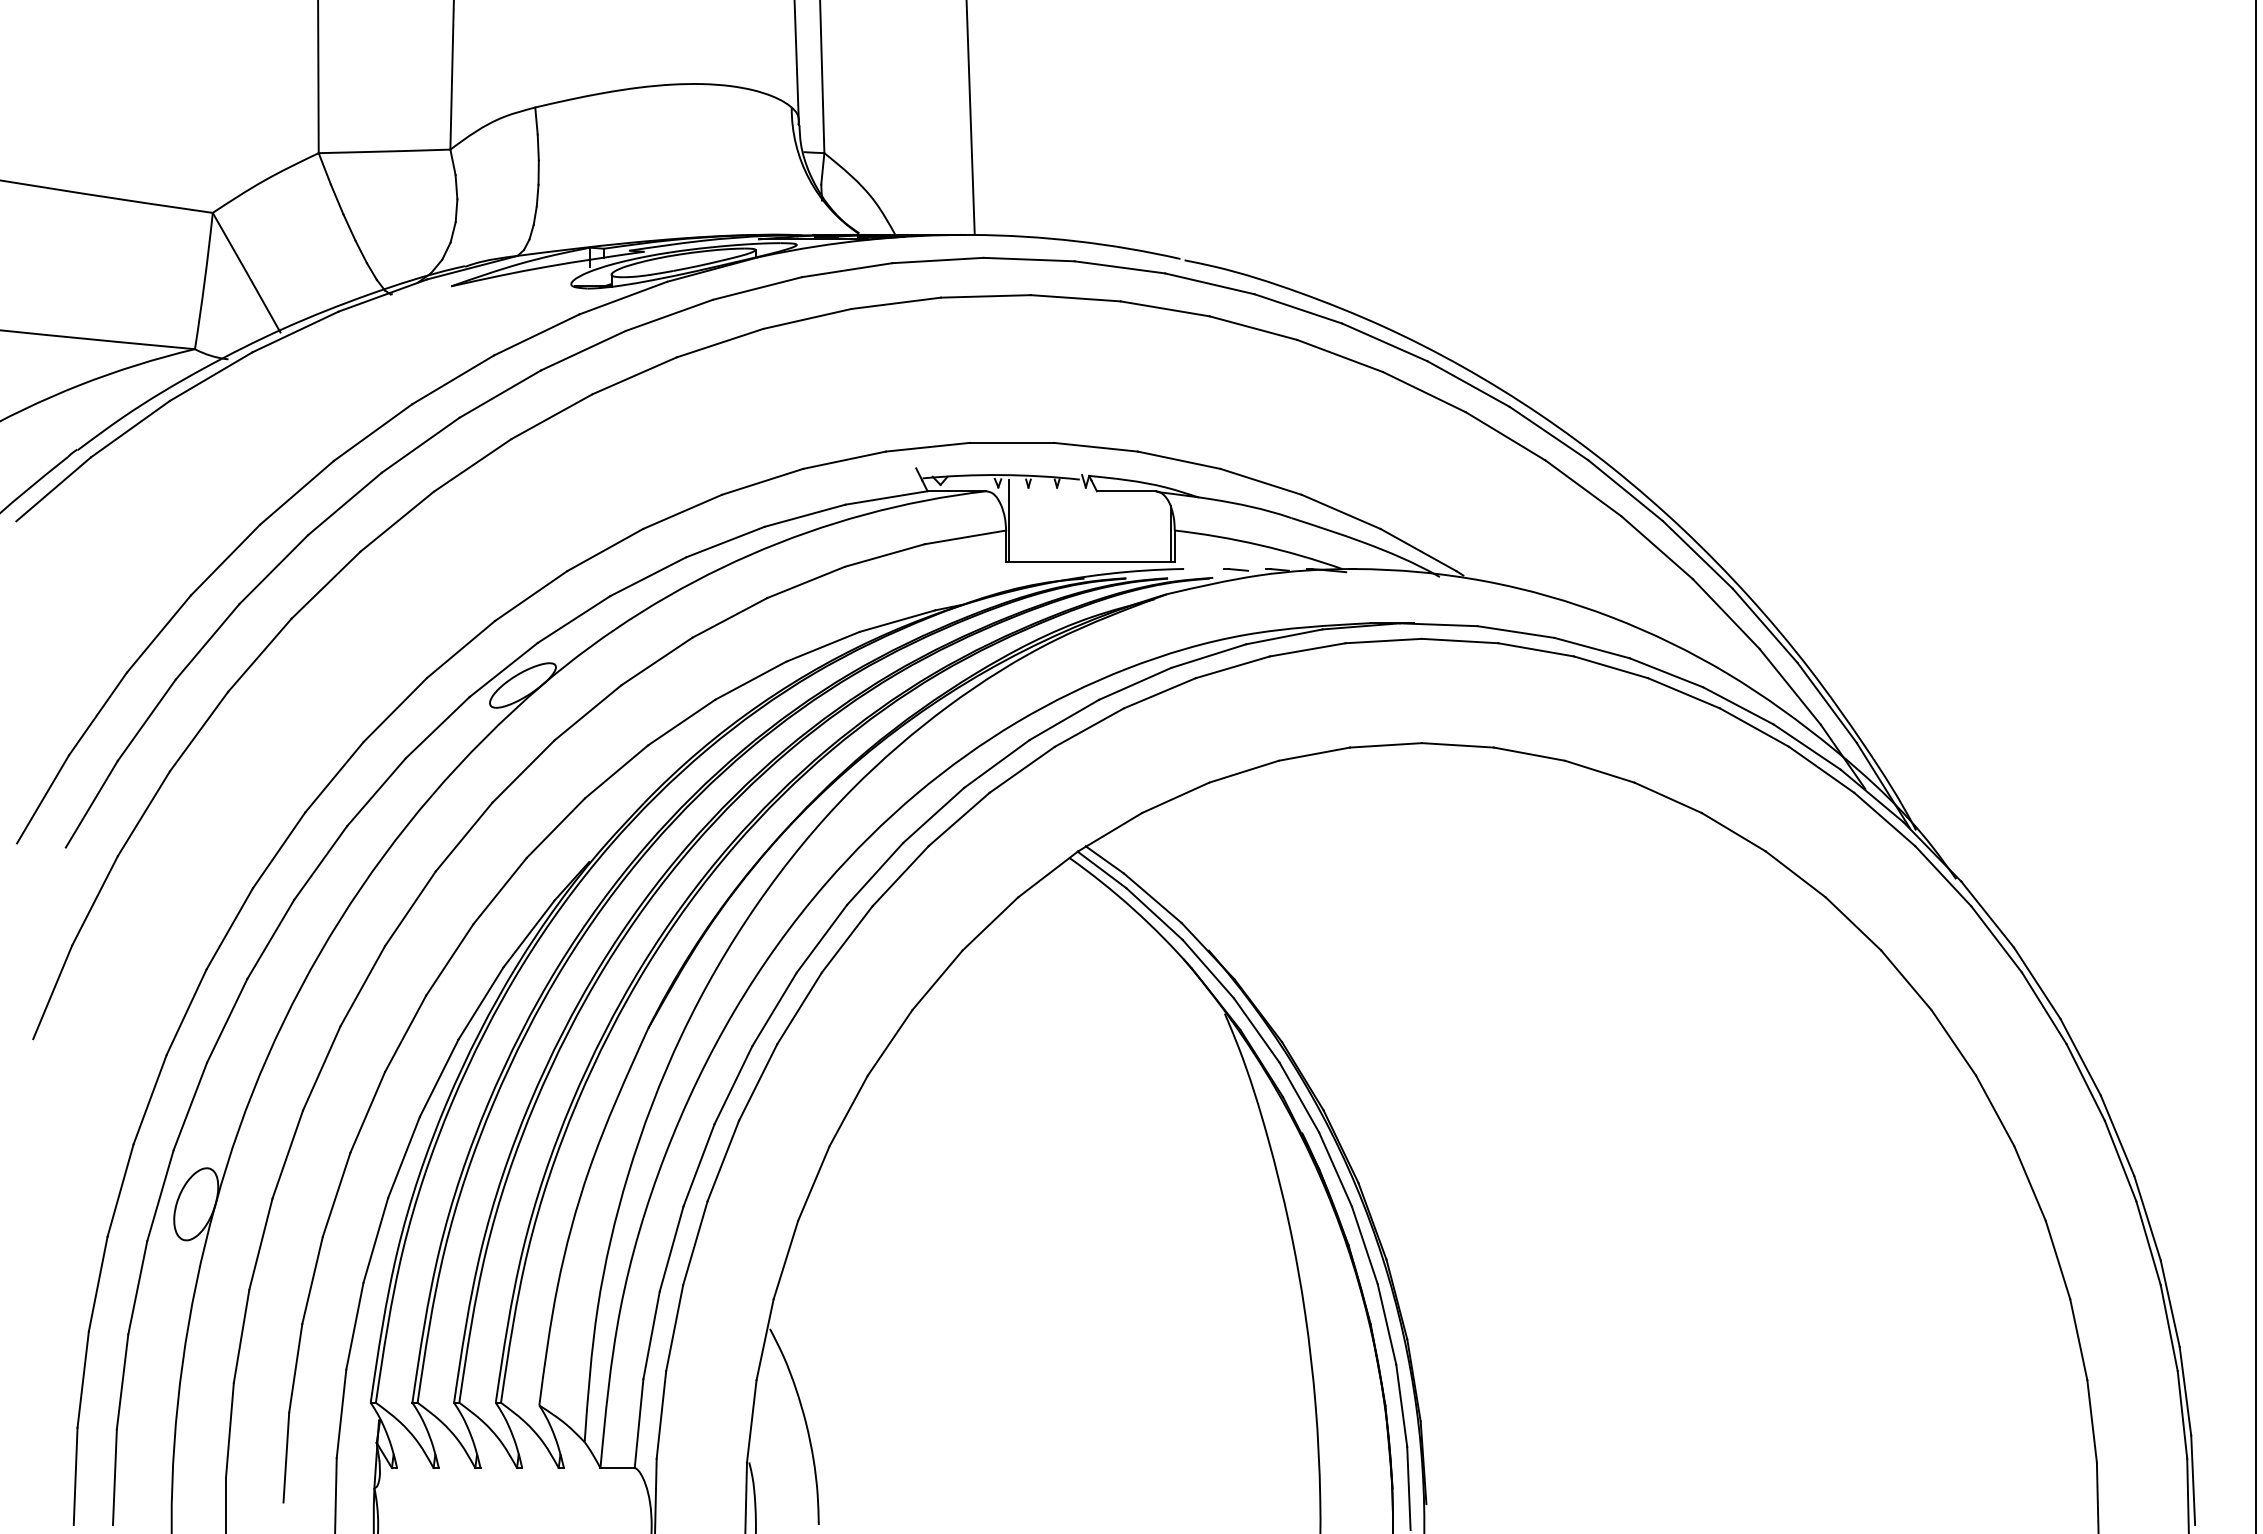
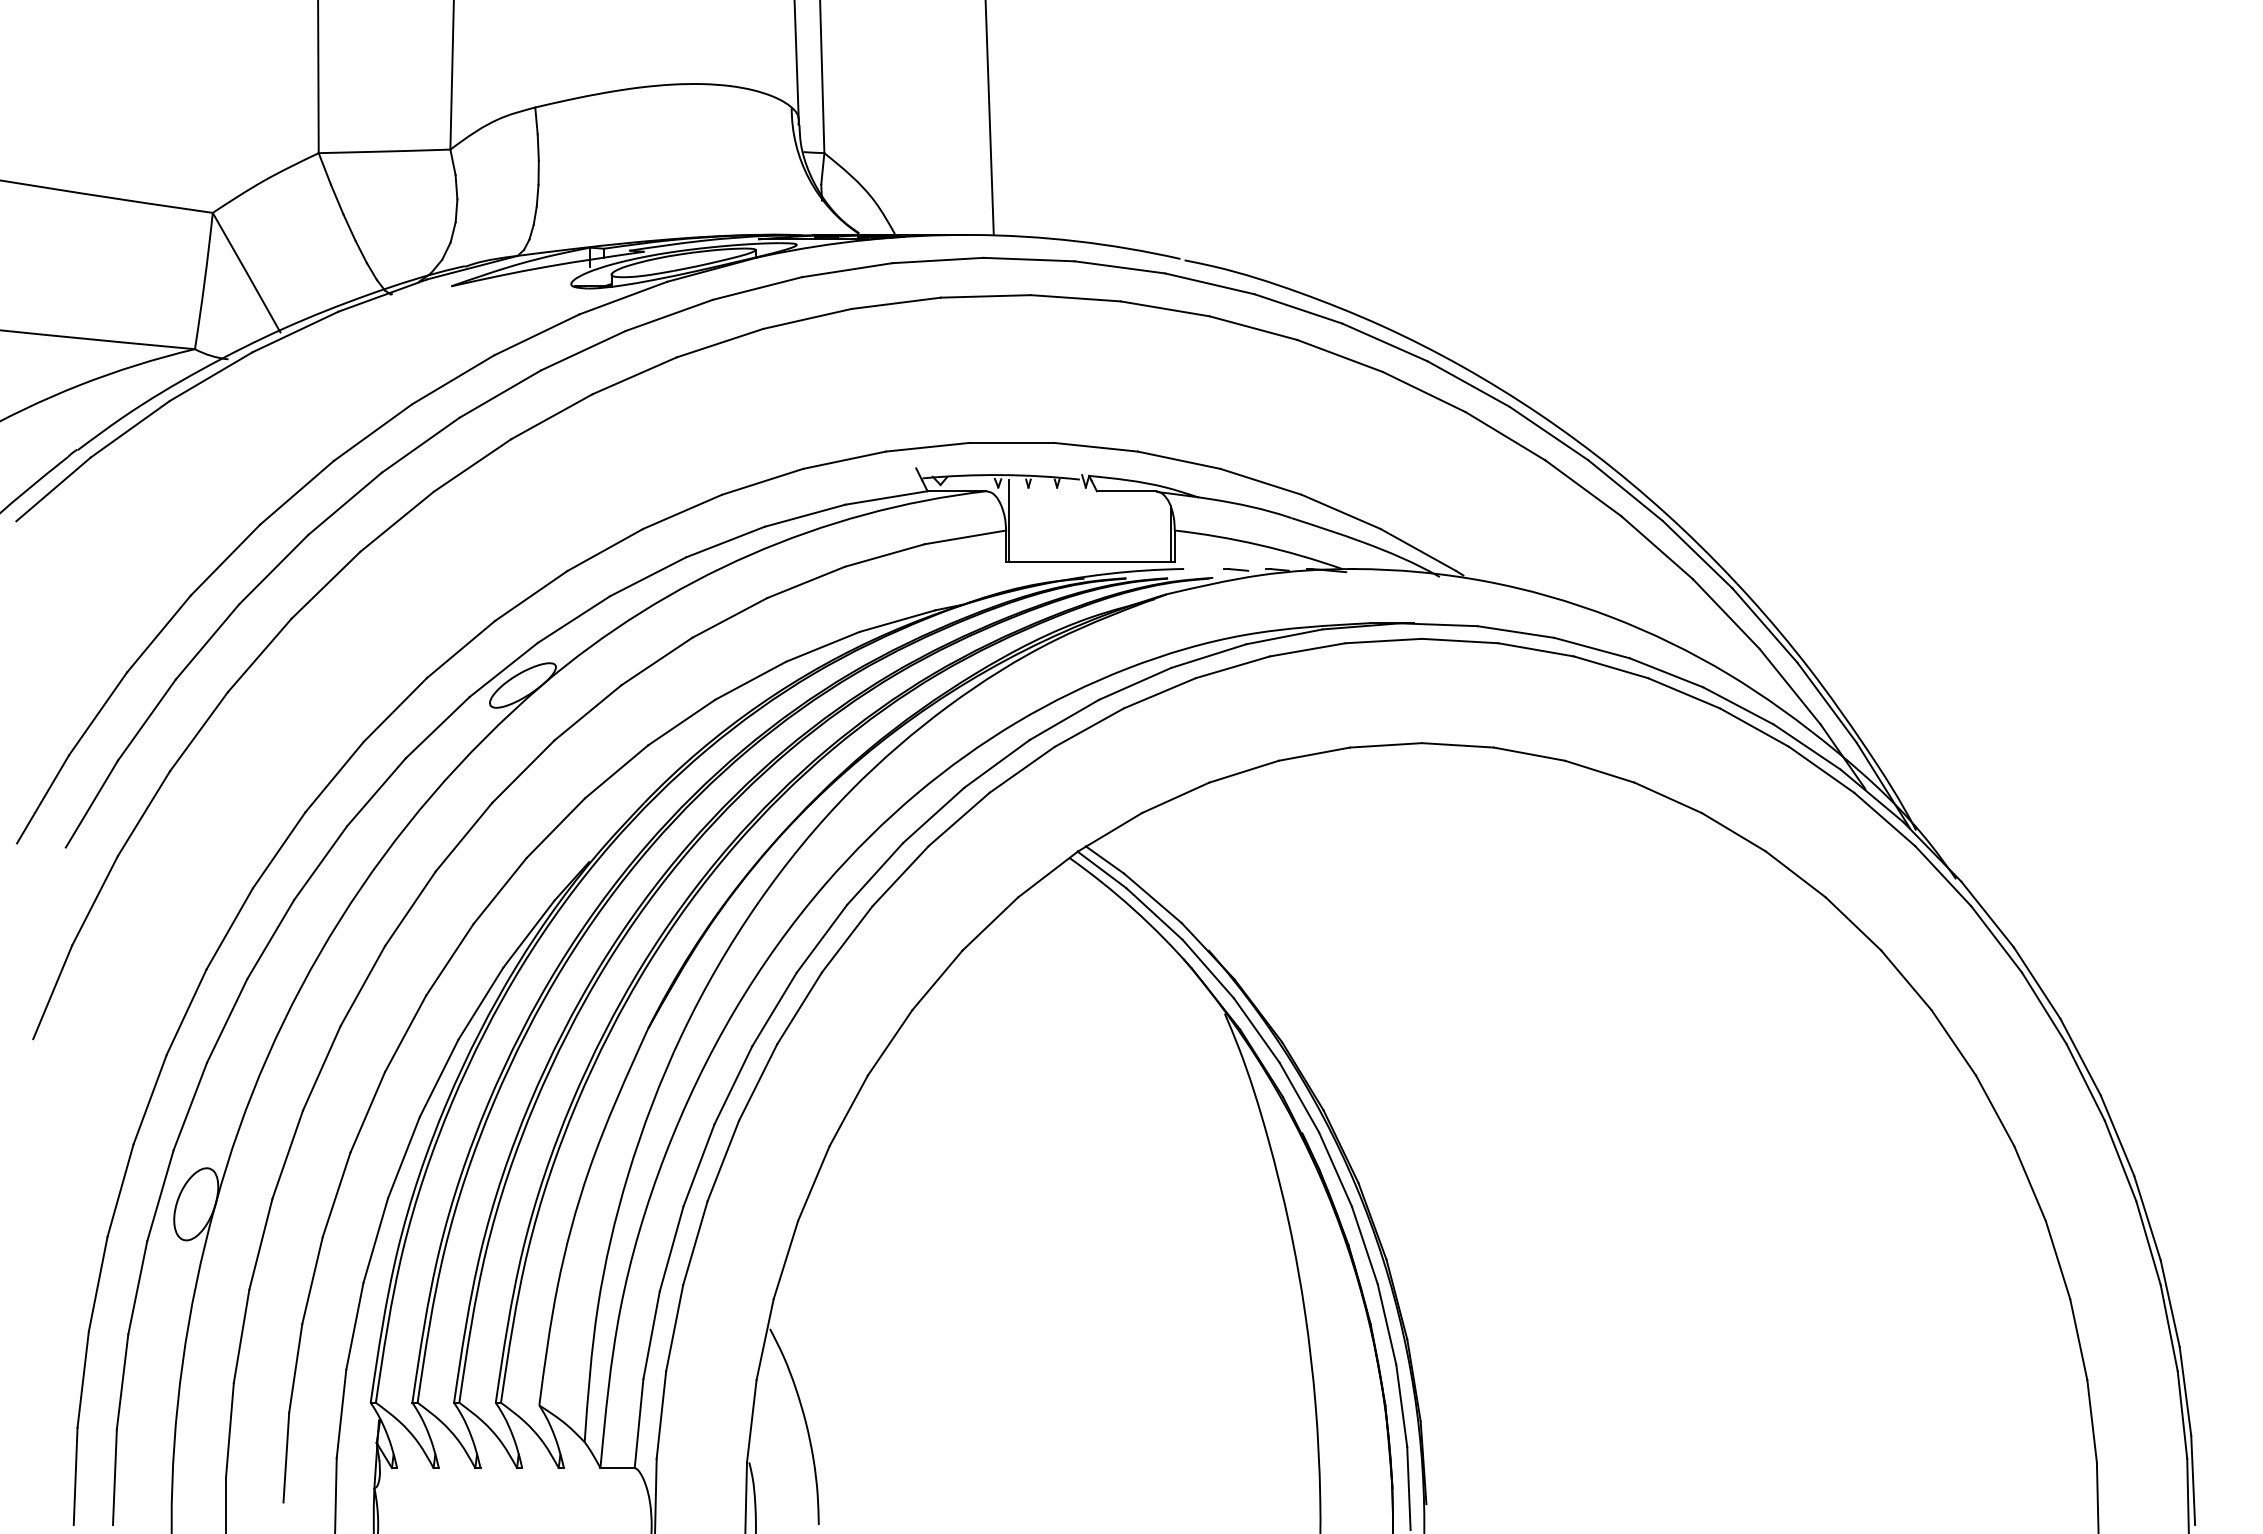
line position: (970, 118) -> (989, 117) (989, 117)
line: present -> none (2256, 766)
